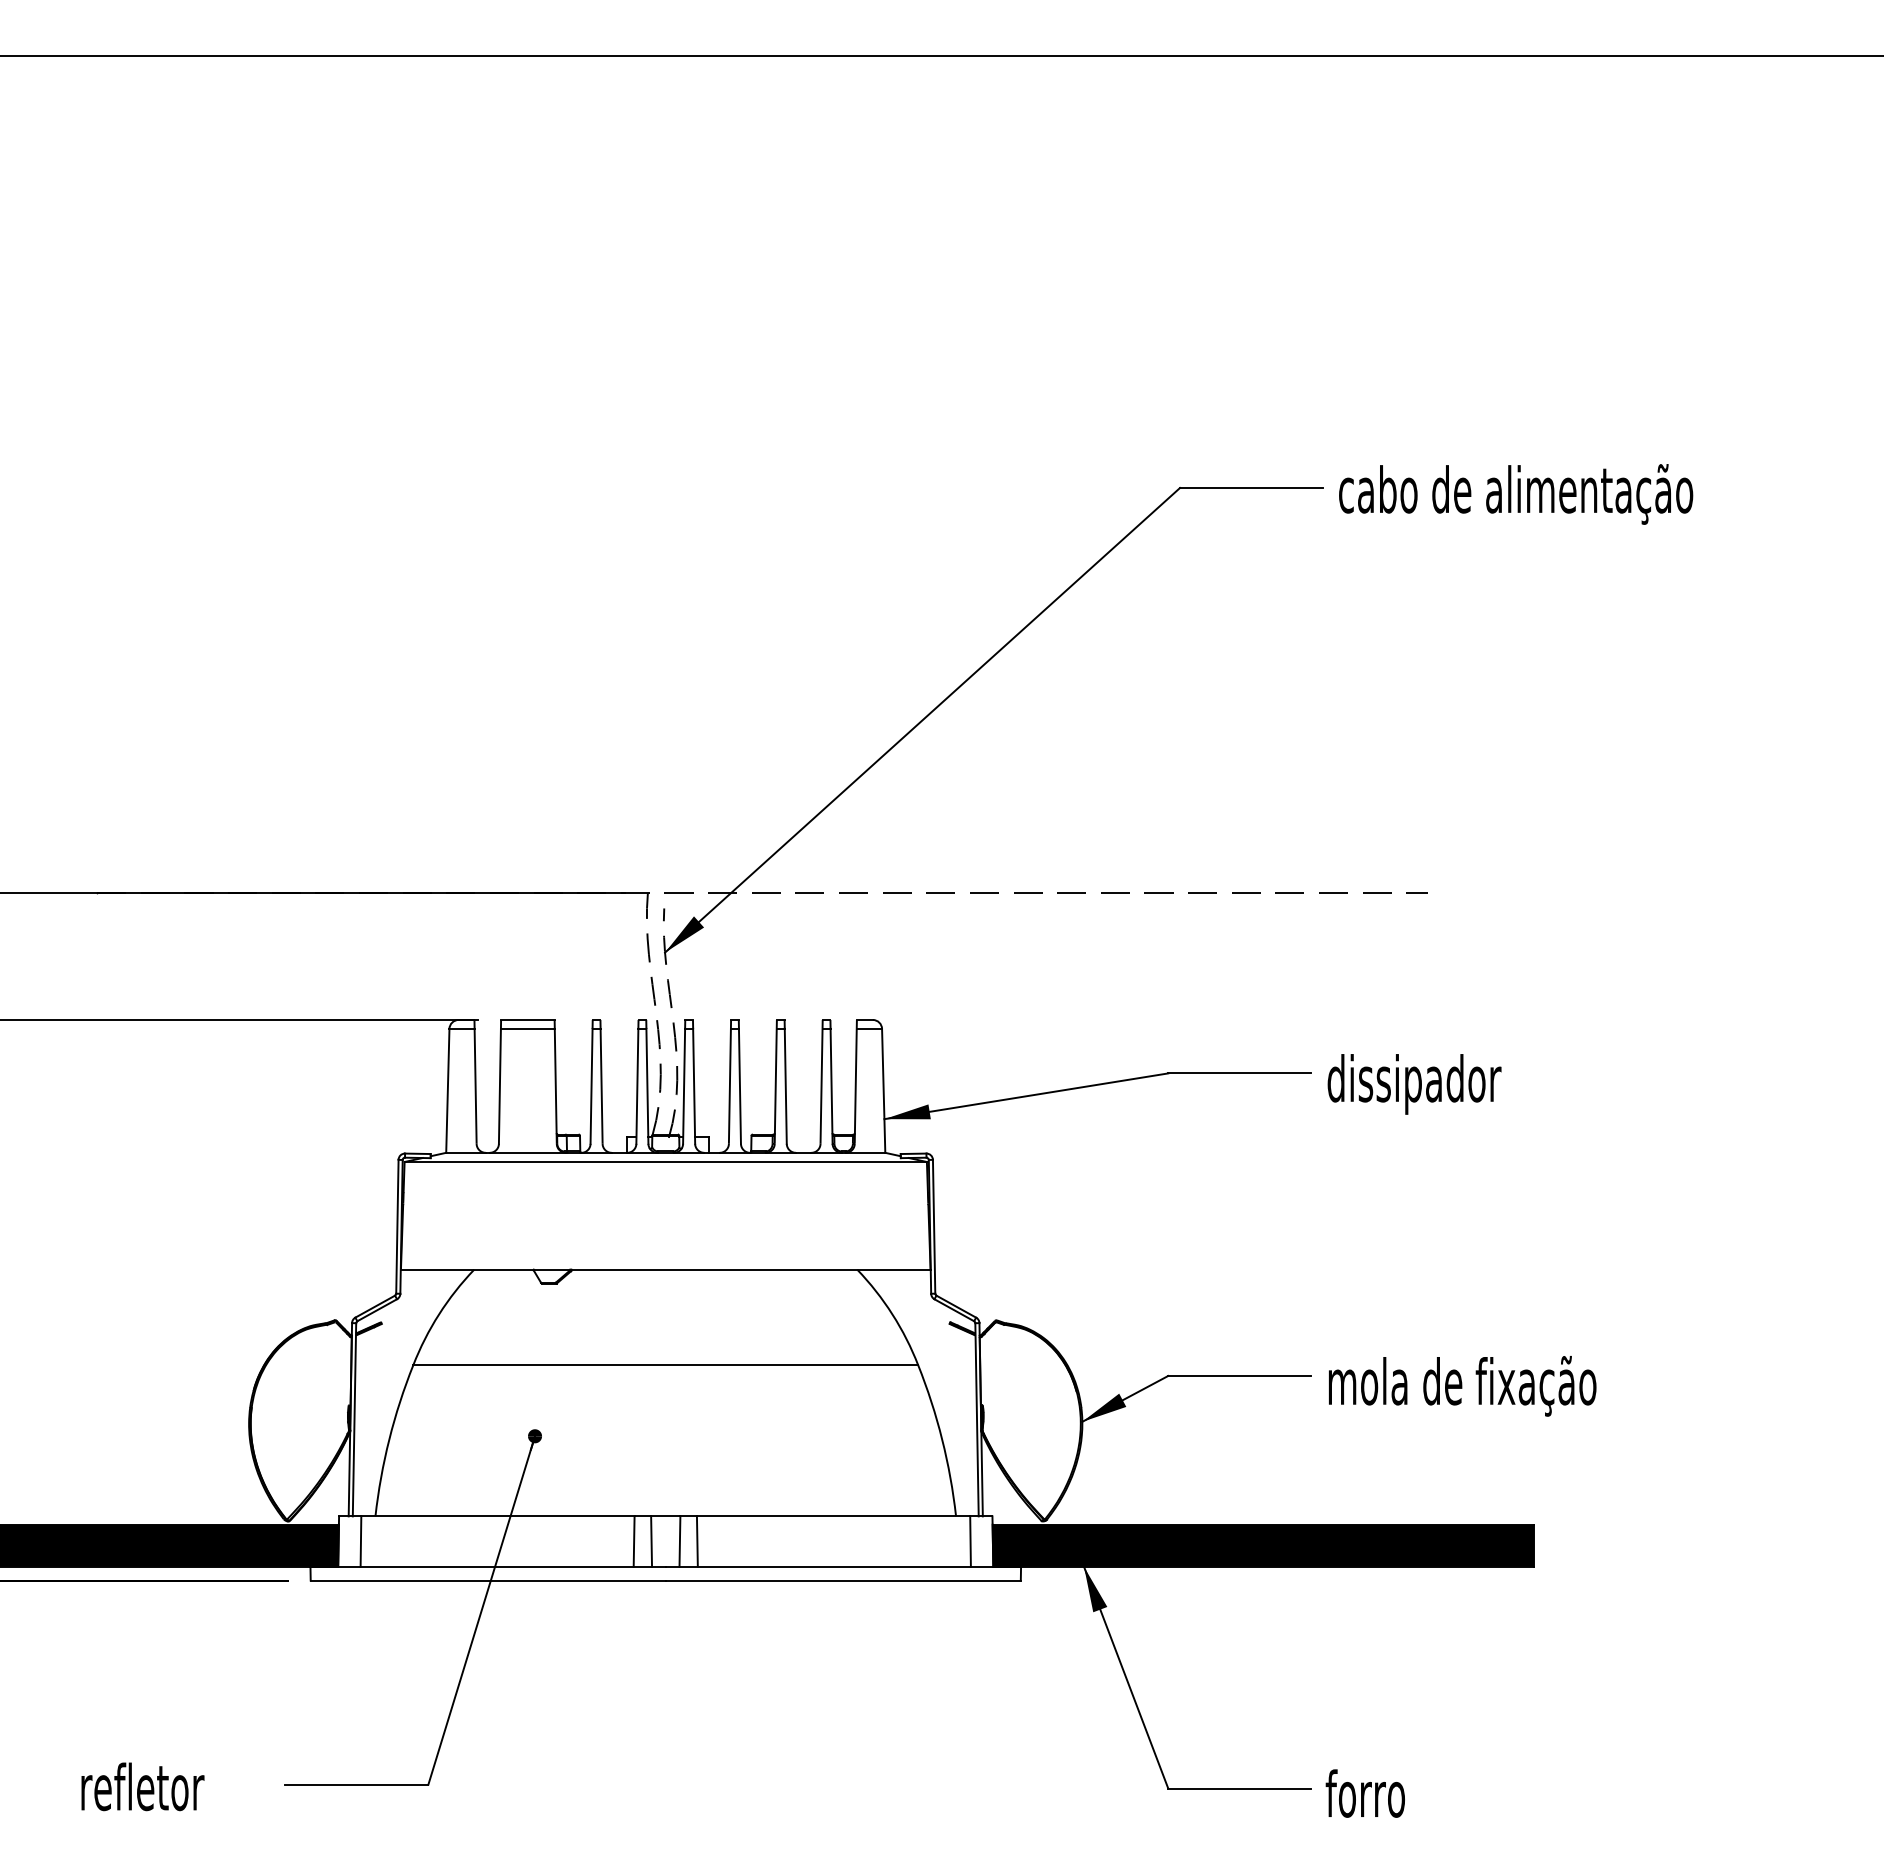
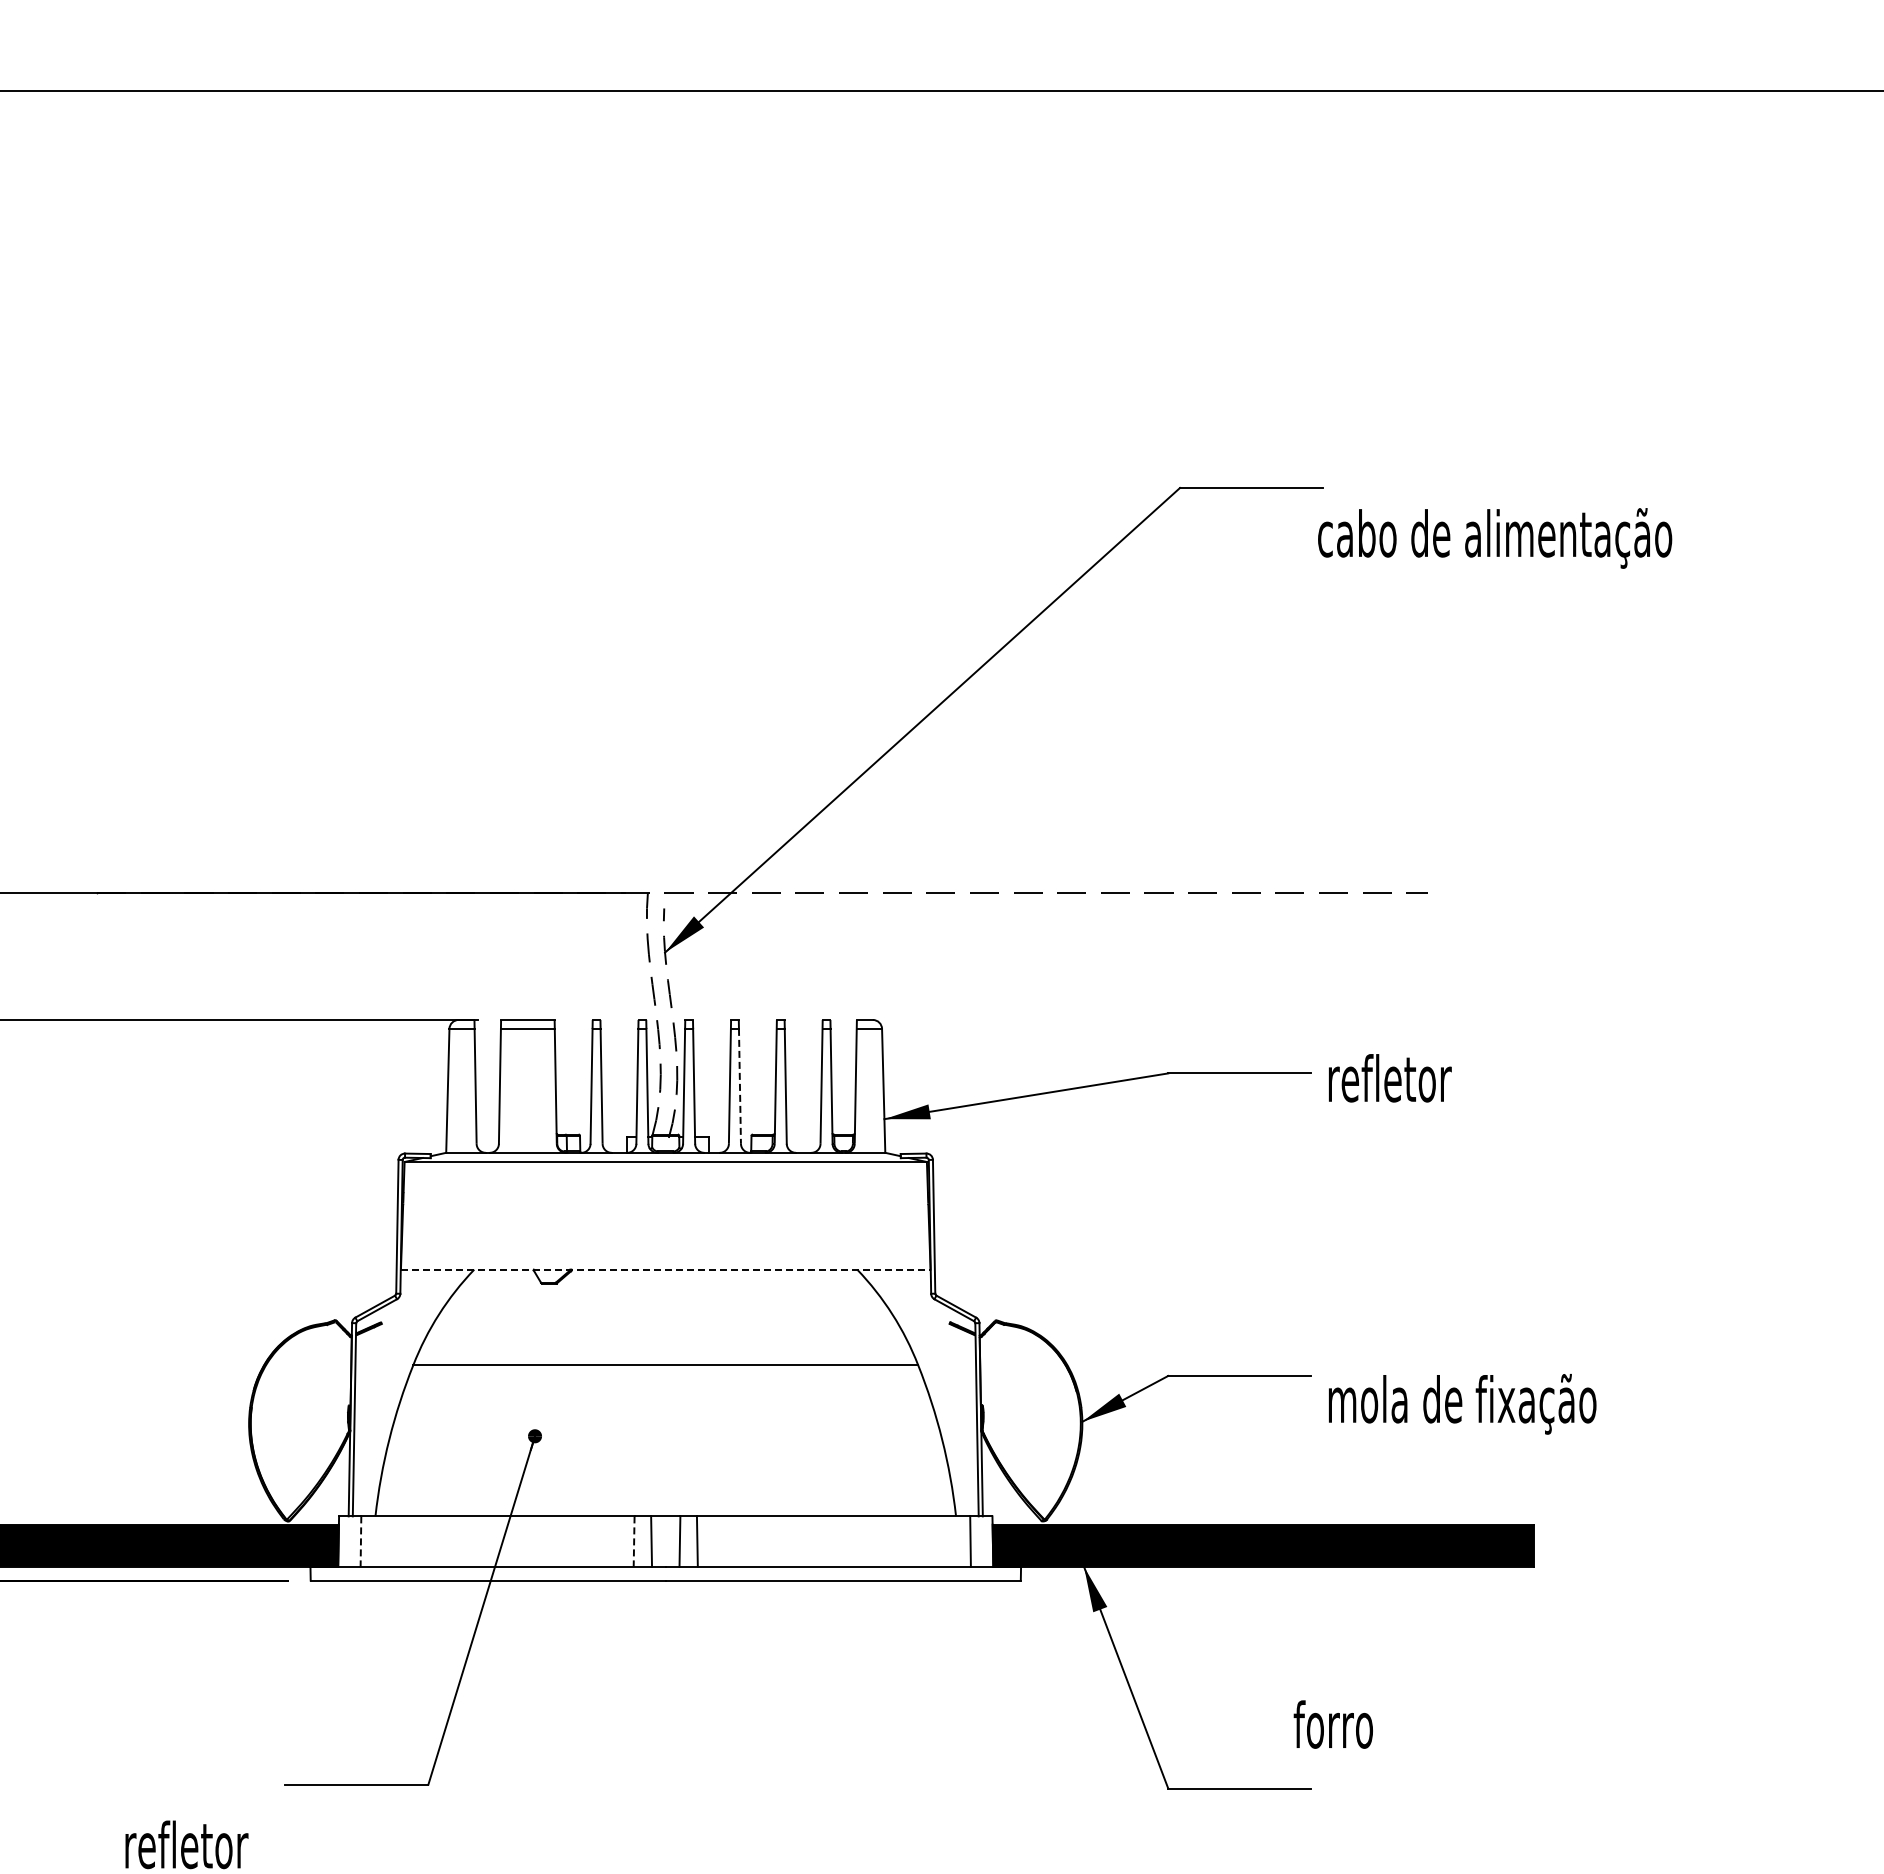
line position: (941, 56) -> (941, 91) (941, 91)
text position: (1516, 494) -> (1495, 538) (1495, 538)
text: dissipador -> refletor (1414, 1084)
line: solid -> dashed (739, 1086)
line: solid -> dashed (665, 1269)
text position: (1462, 1386) -> (1462, 1404) (1462, 1404)
line: solid -> dashed (360, 1542)
line: solid -> dashed (634, 1542)
text position: (142, 1786) -> (186, 1844) (186, 1844)
text position: (1364, 1793) -> (1332, 1724) (1332, 1724)
